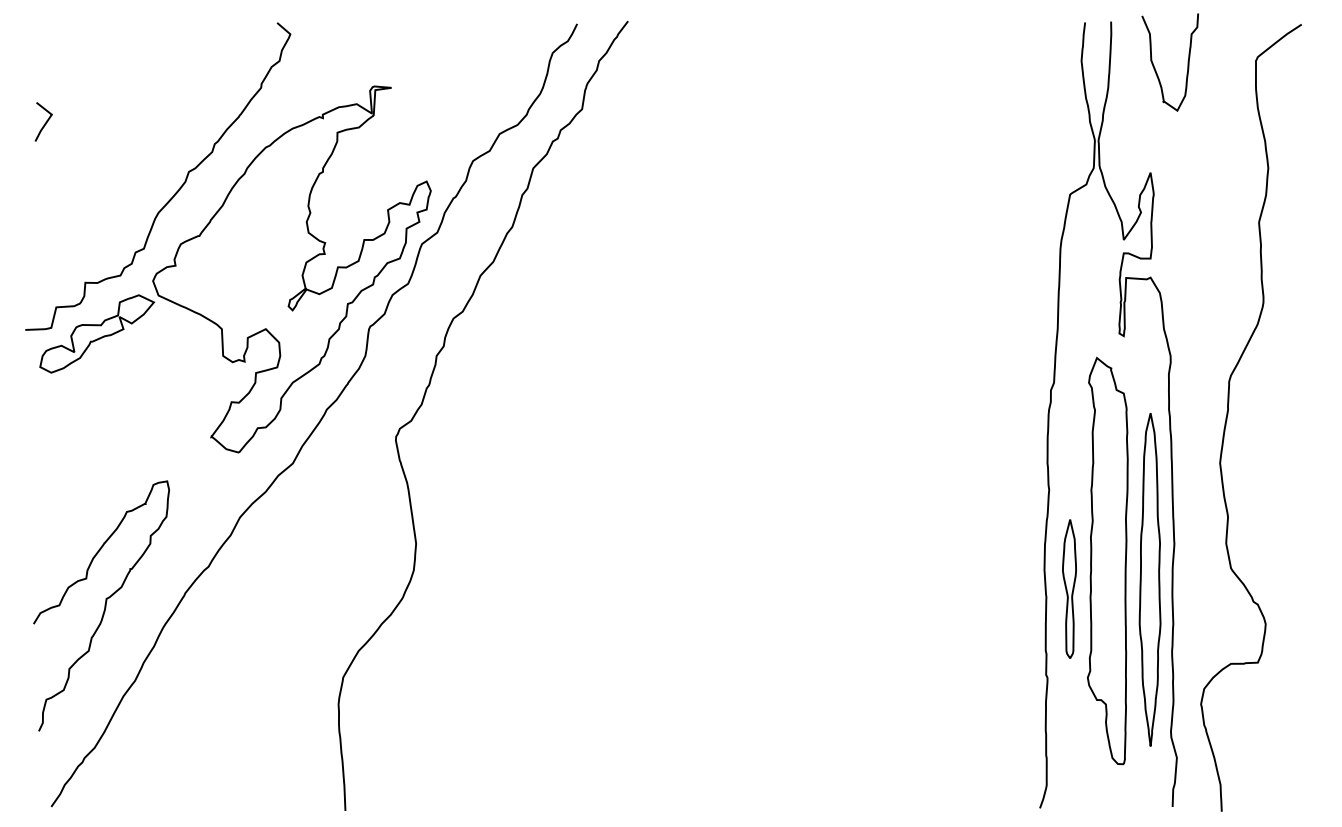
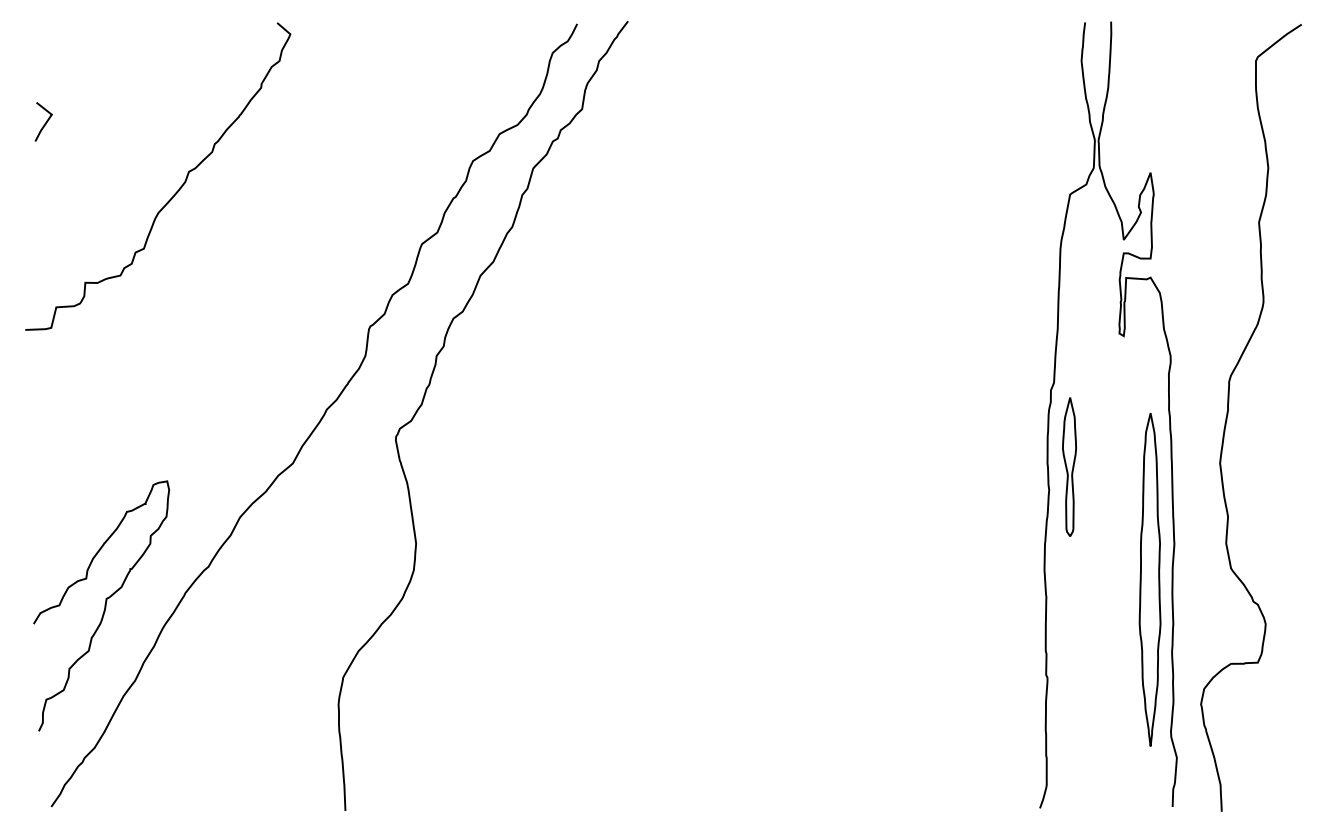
curve: present -> none (1155, 68)
part: present -> none (235, 269)
part: present -> none (1107, 560)
part position: (1069, 588) -> (1069, 466) (1069, 466)
